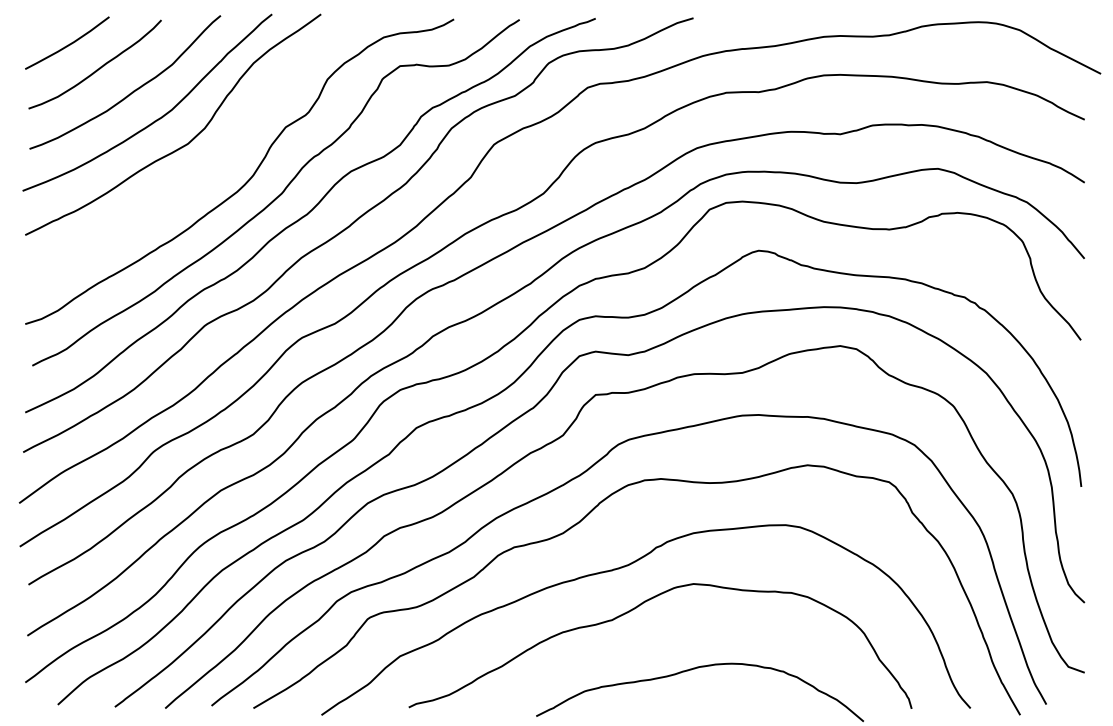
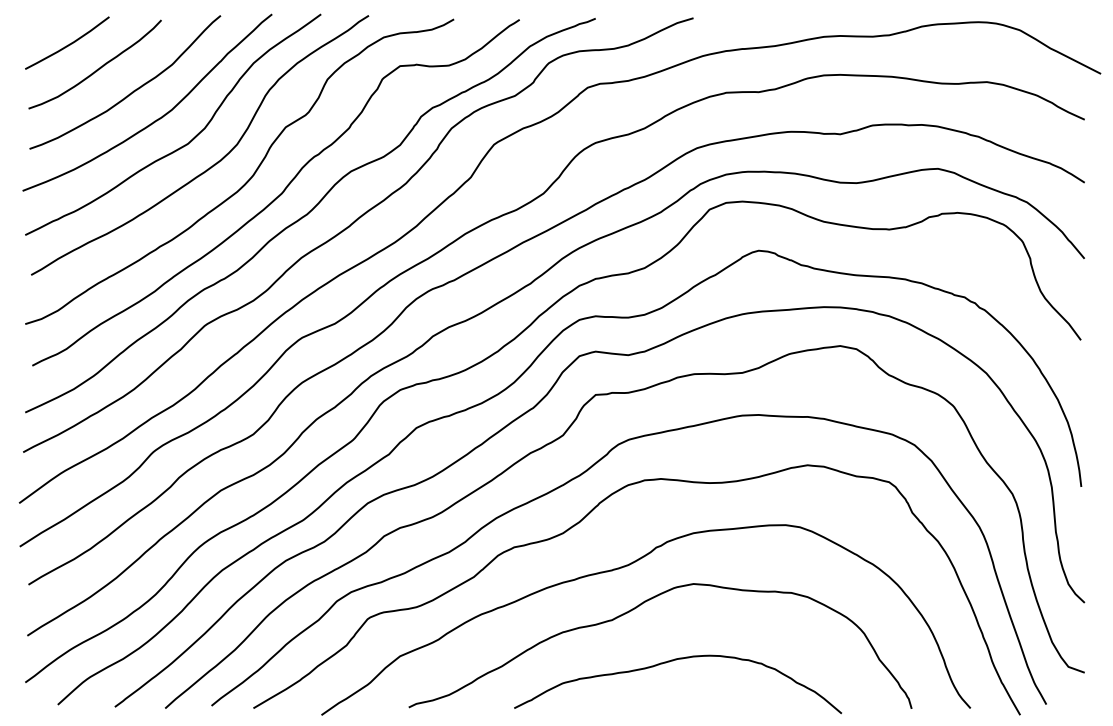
curve: none -> present (214, 163)
curve position: (695, 669) -> (673, 661) (673, 661)
